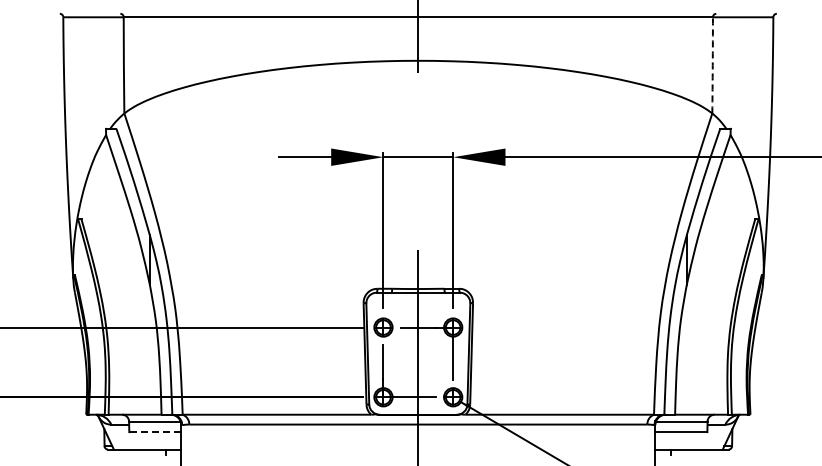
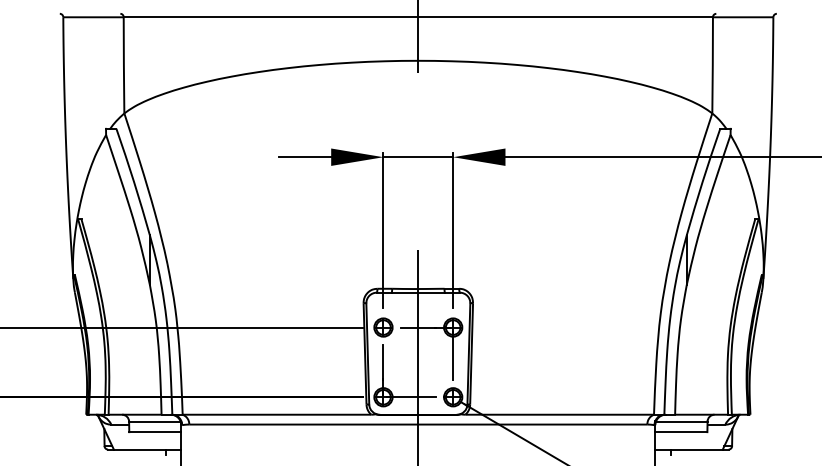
arc: dashed -> solid (712, 65)
line: dashed -> solid (155, 432)
